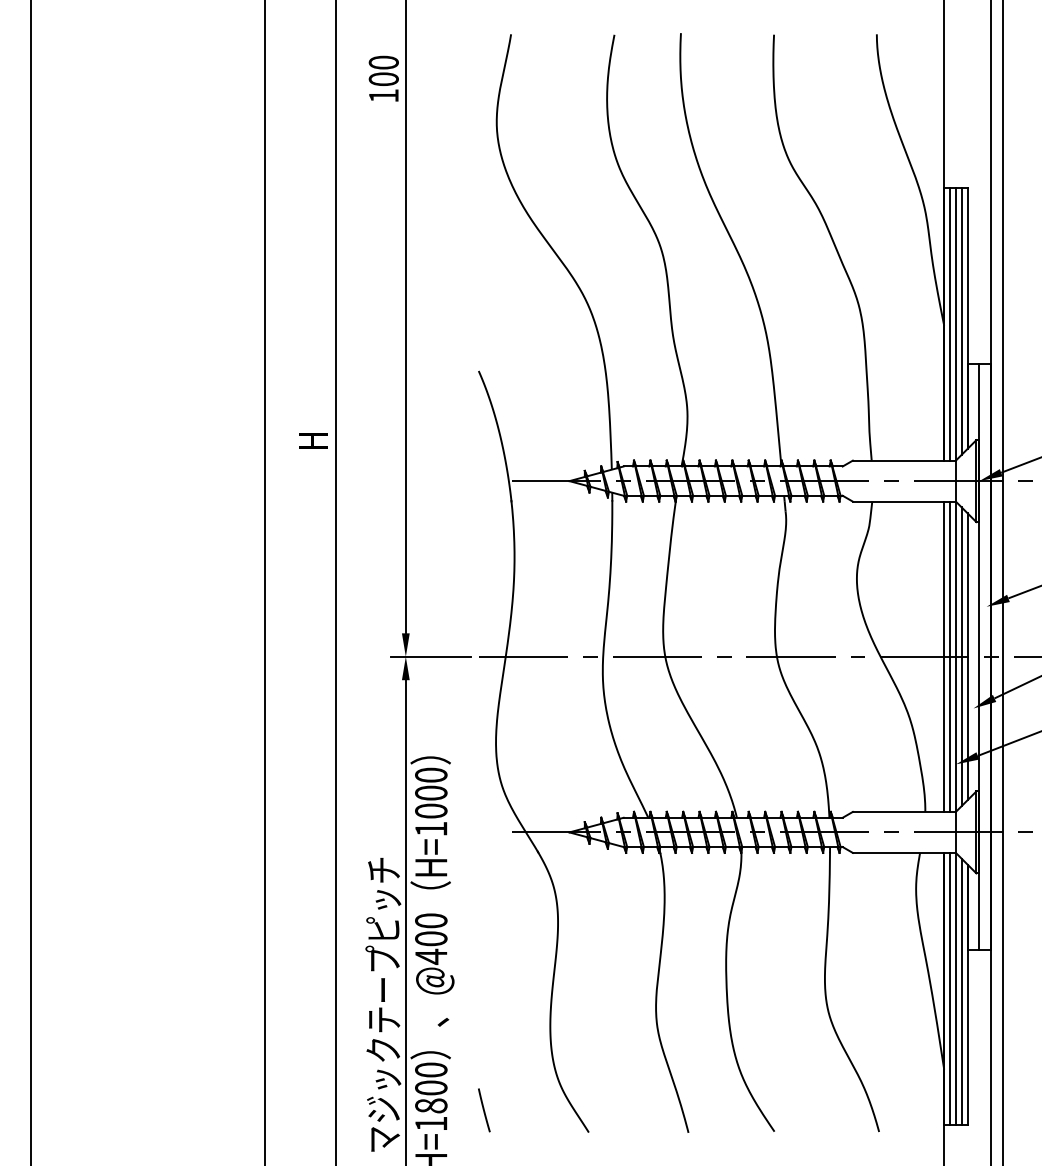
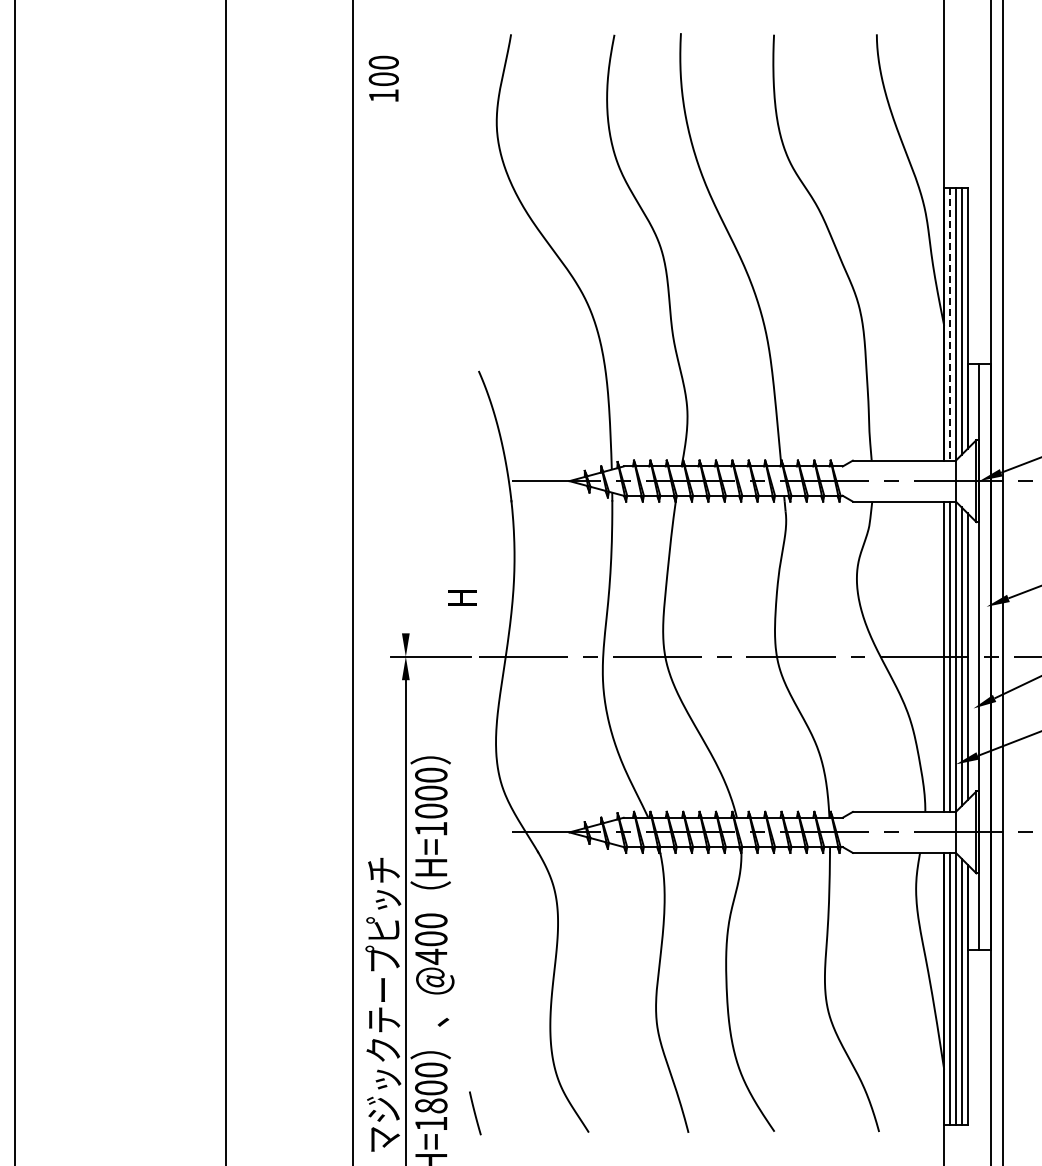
line: present -> none (405, 317)
line: solid -> dashed (950, 325)
text position: (313, 440) -> (462, 597) (462, 597)
line position: (31, 582) -> (15, 582) (15, 582)
line position: (265, 582) -> (226, 582) (226, 582)
line position: (335, 582) -> (352, 582) (352, 582)
line position: (484, 1110) -> (475, 1113) (475, 1113)
